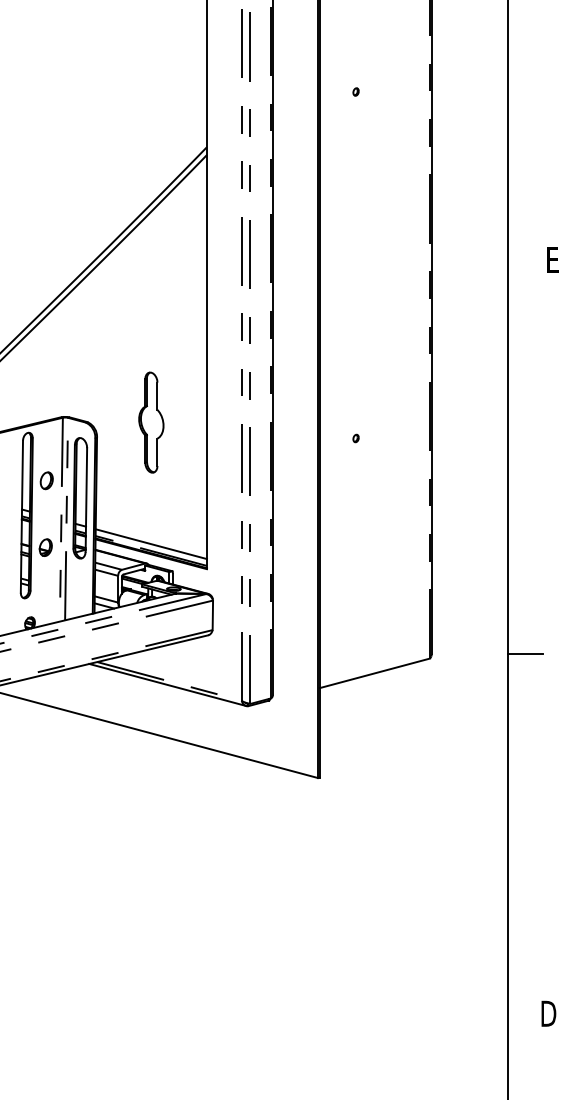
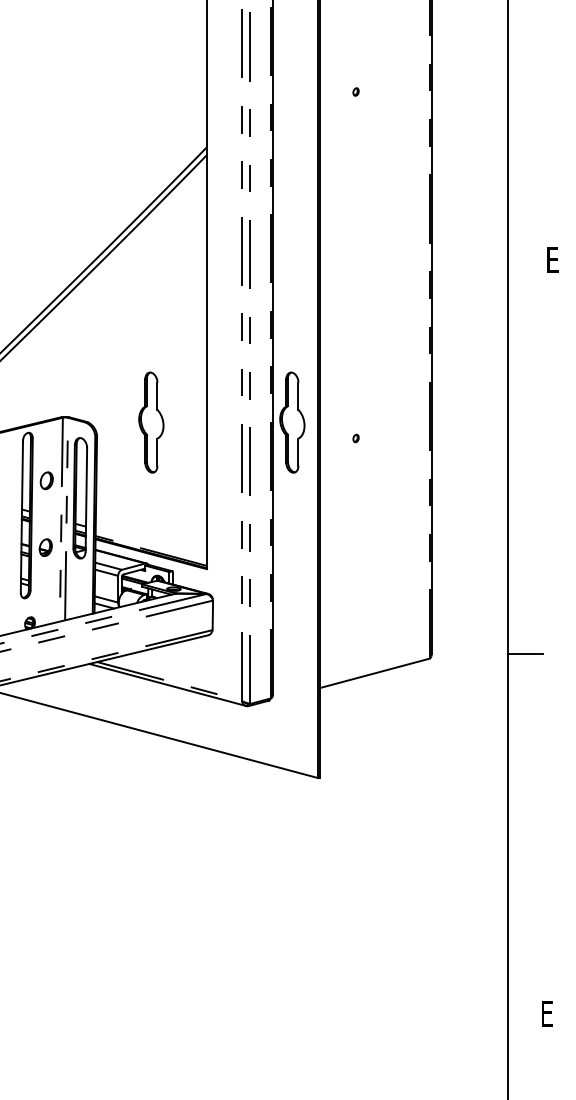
part: none -> present (292, 422)
line: present -> none (150, 544)
text: D -> E (548, 1013)
